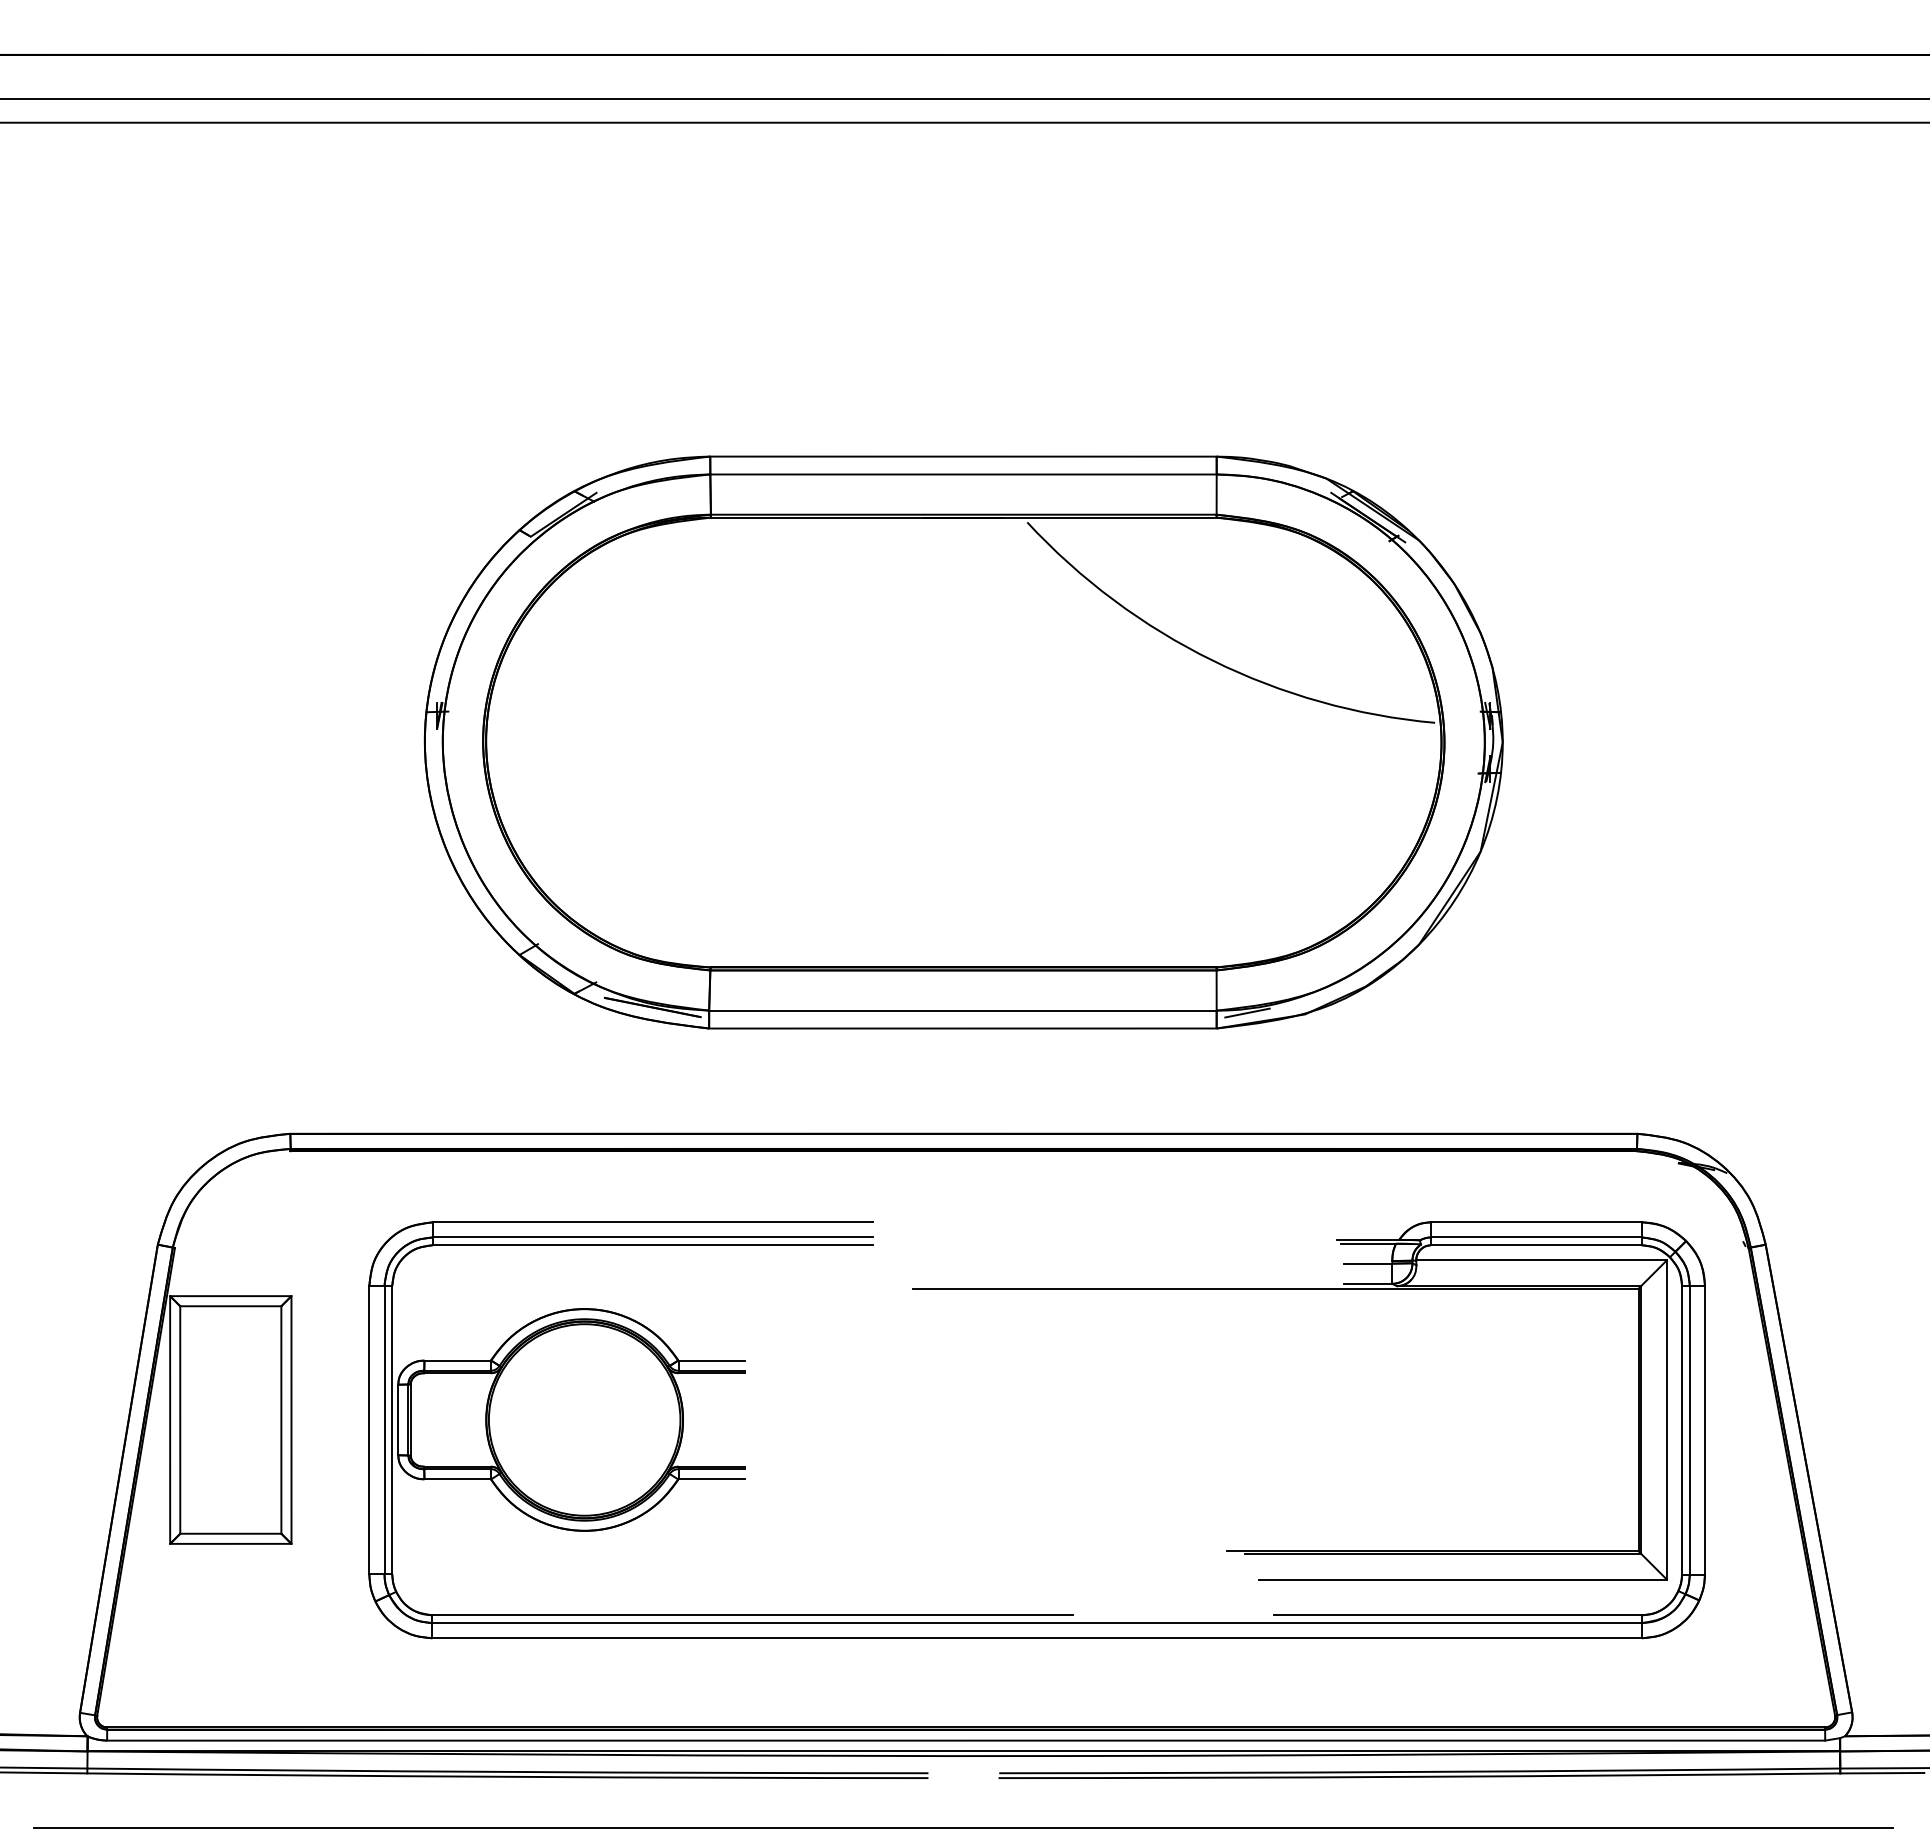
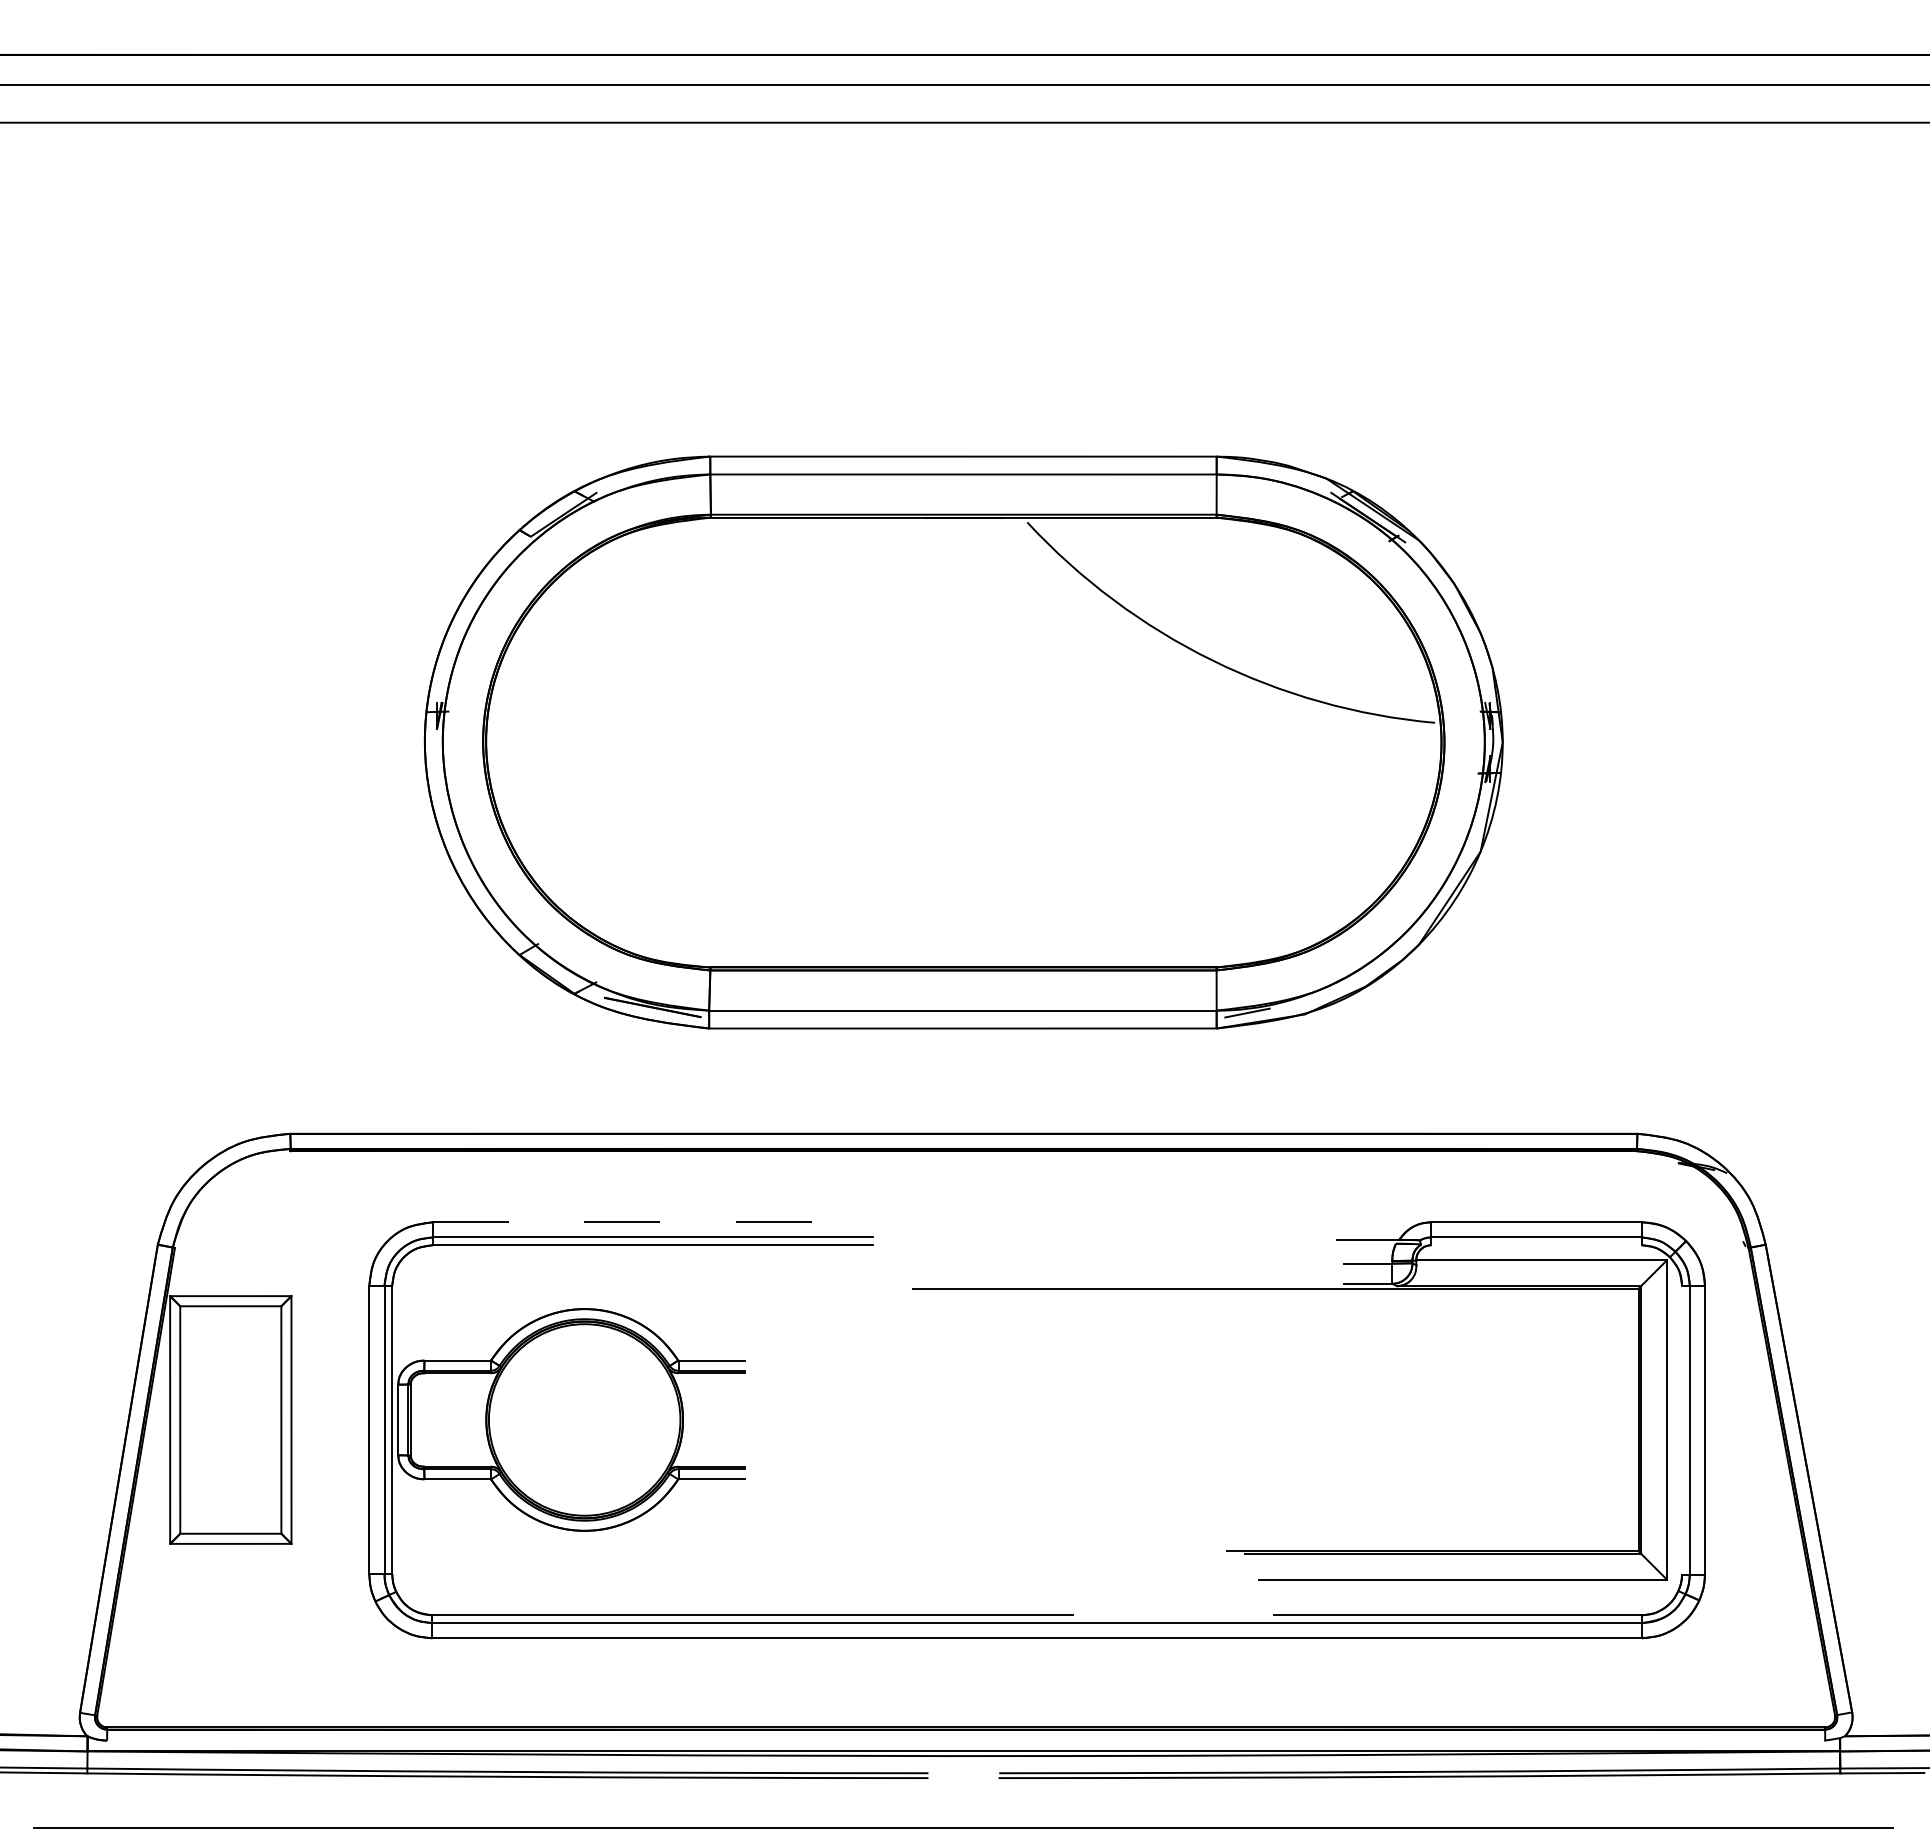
line position: (964, 99) -> (964, 85) (964, 85)
line: solid -> dashed (653, 1222)
line: present -> none (1367, 1243)
line: present -> none (1536, 1245)
line: present -> none (1682, 1429)
line: present -> none (966, 1740)
